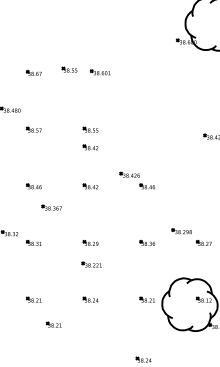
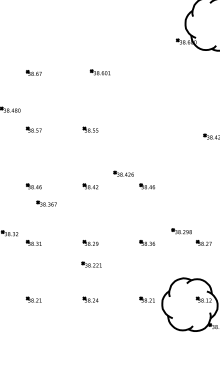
part: present -> none (69, 69)
part: present -> none (90, 147)
part position: (129, 174) -> (123, 173) (123, 173)
part position: (51, 207) -> (46, 203) (46, 203)
part: present -> none (53, 324)
part: present -> none (143, 359)
